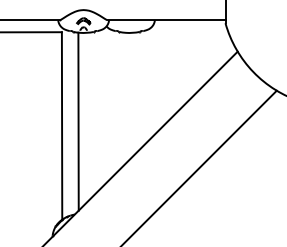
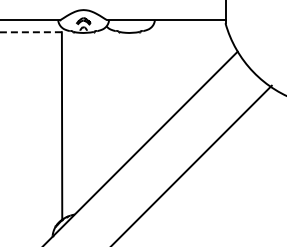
line: solid -> dashed (30, 32)
line: present -> none (78, 121)
line position: (199, 166) -> (192, 164) (192, 164)
